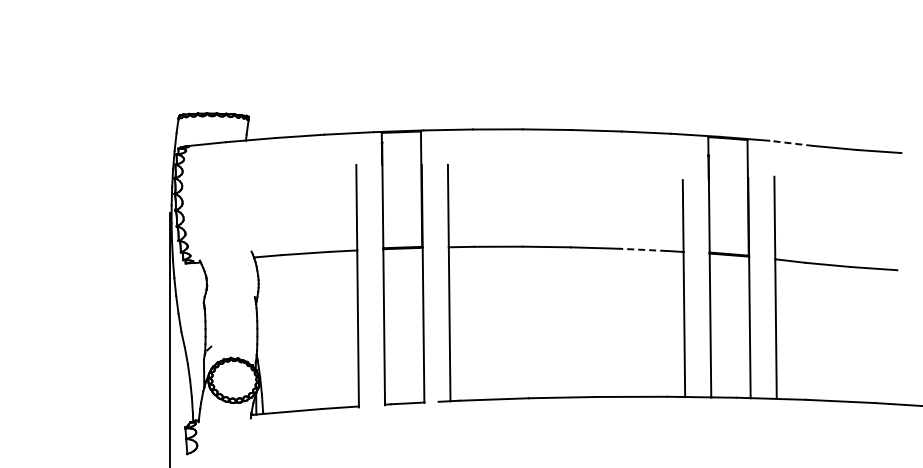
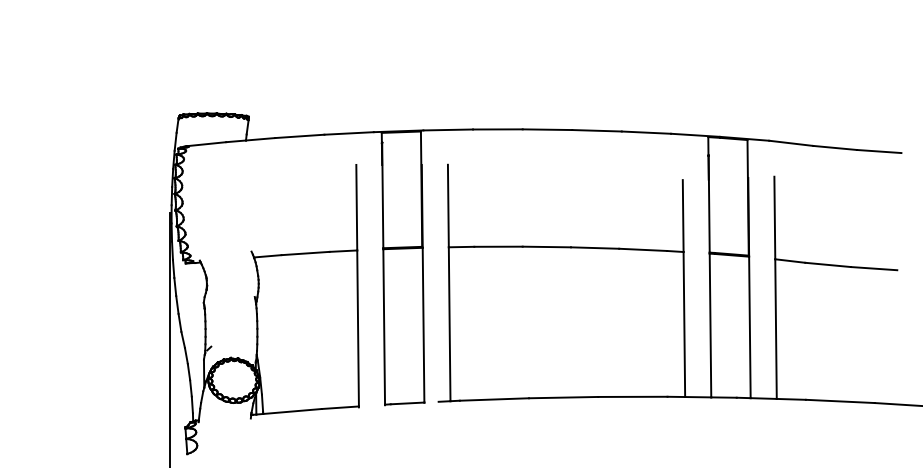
line: dashed -> solid (790, 143)
line: dashed -> solid (642, 249)
